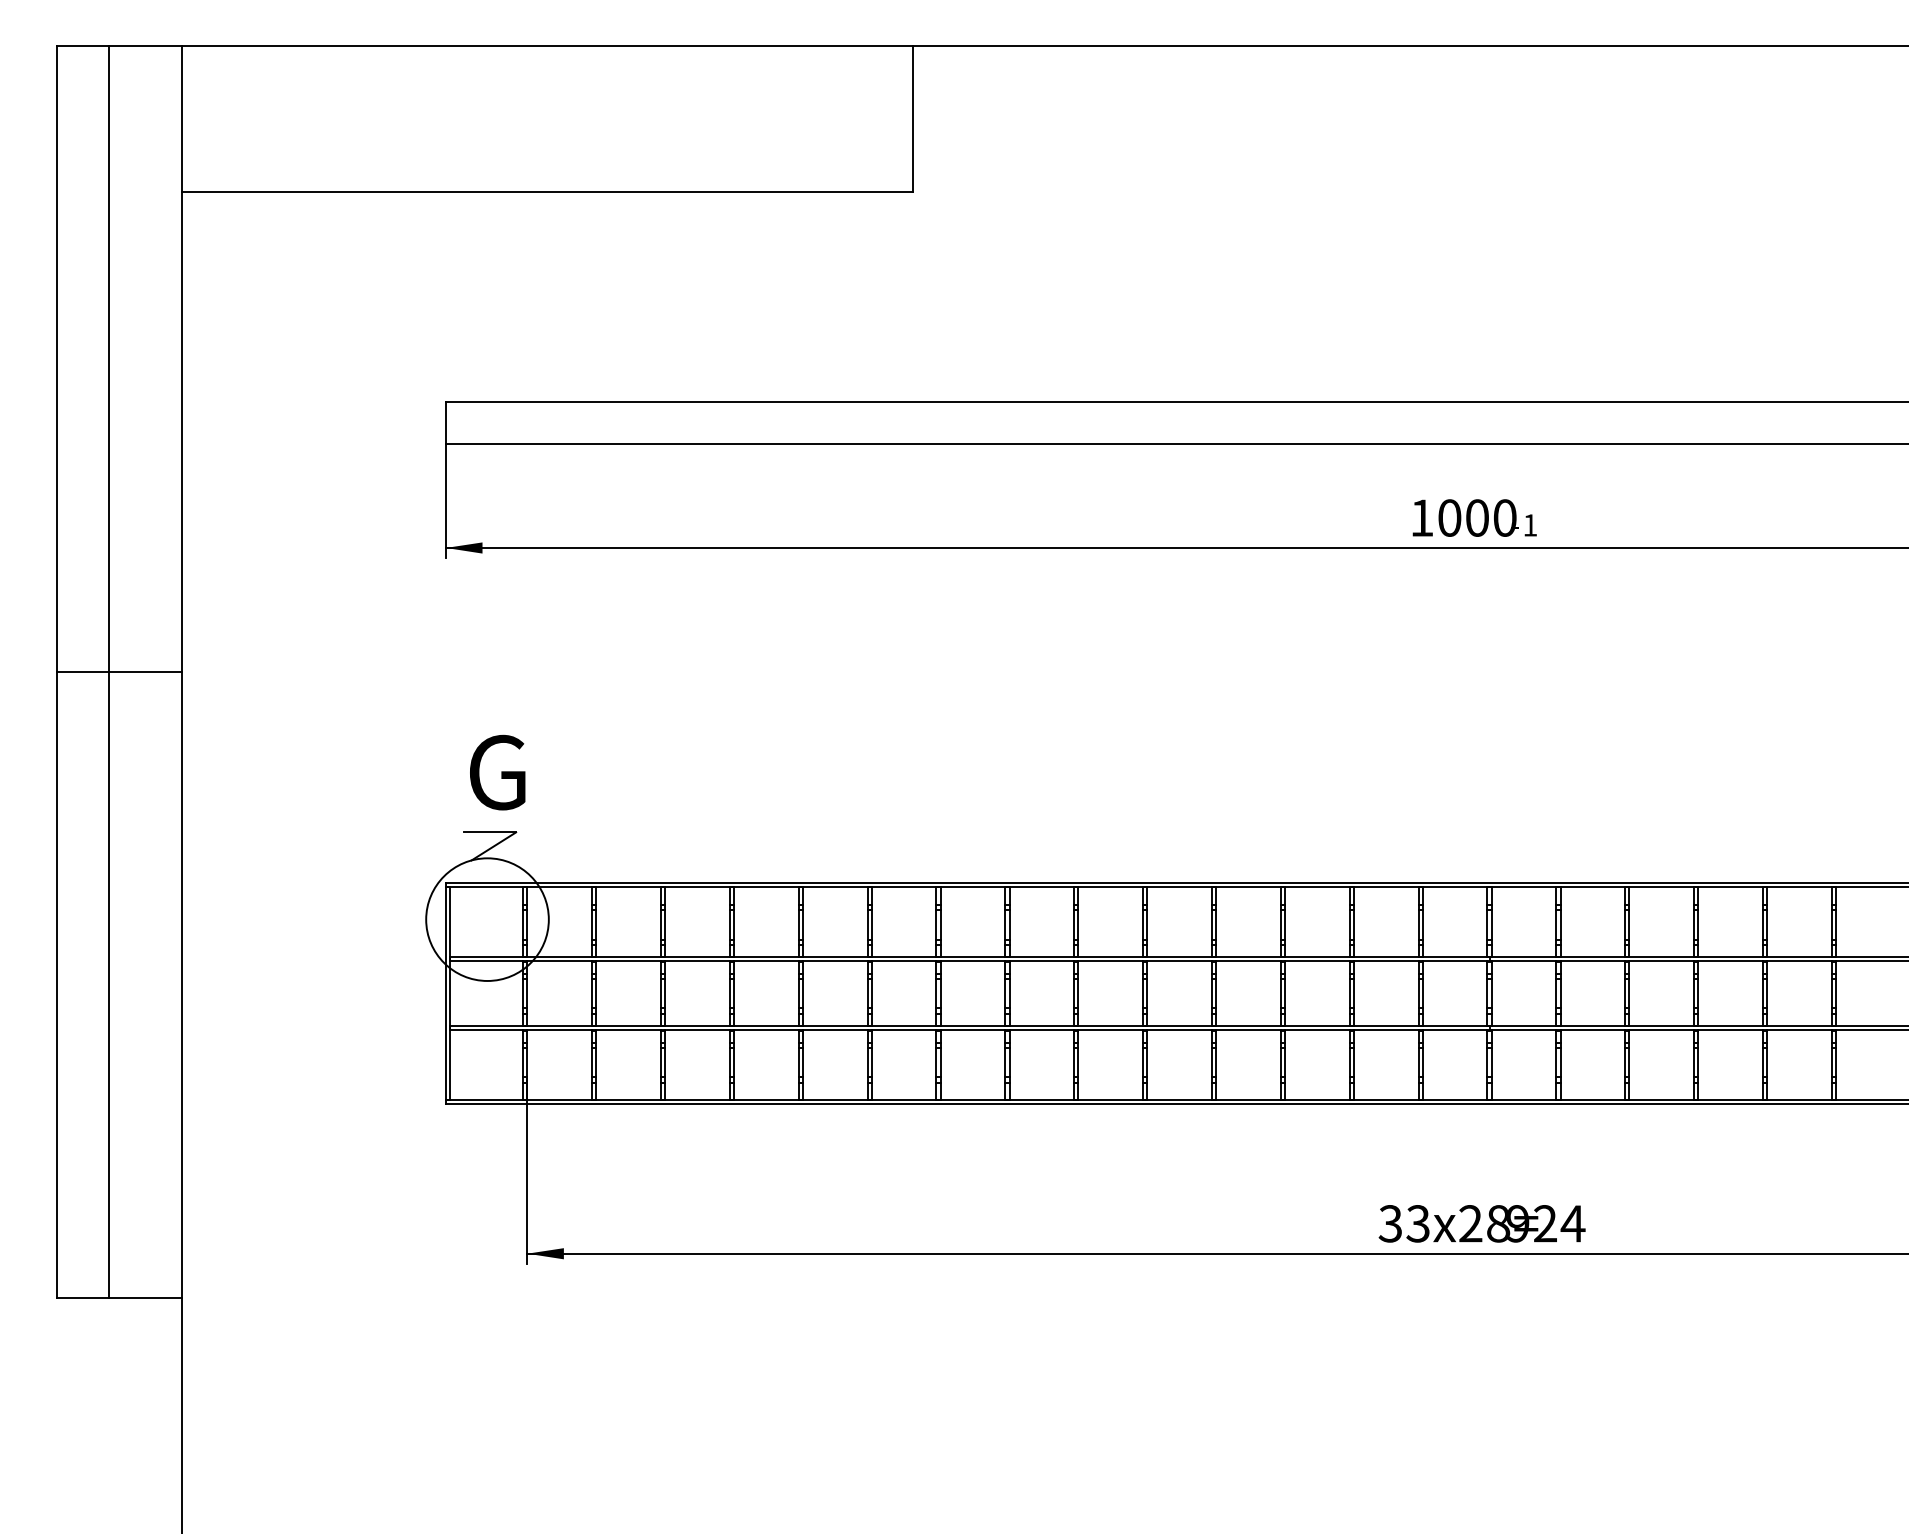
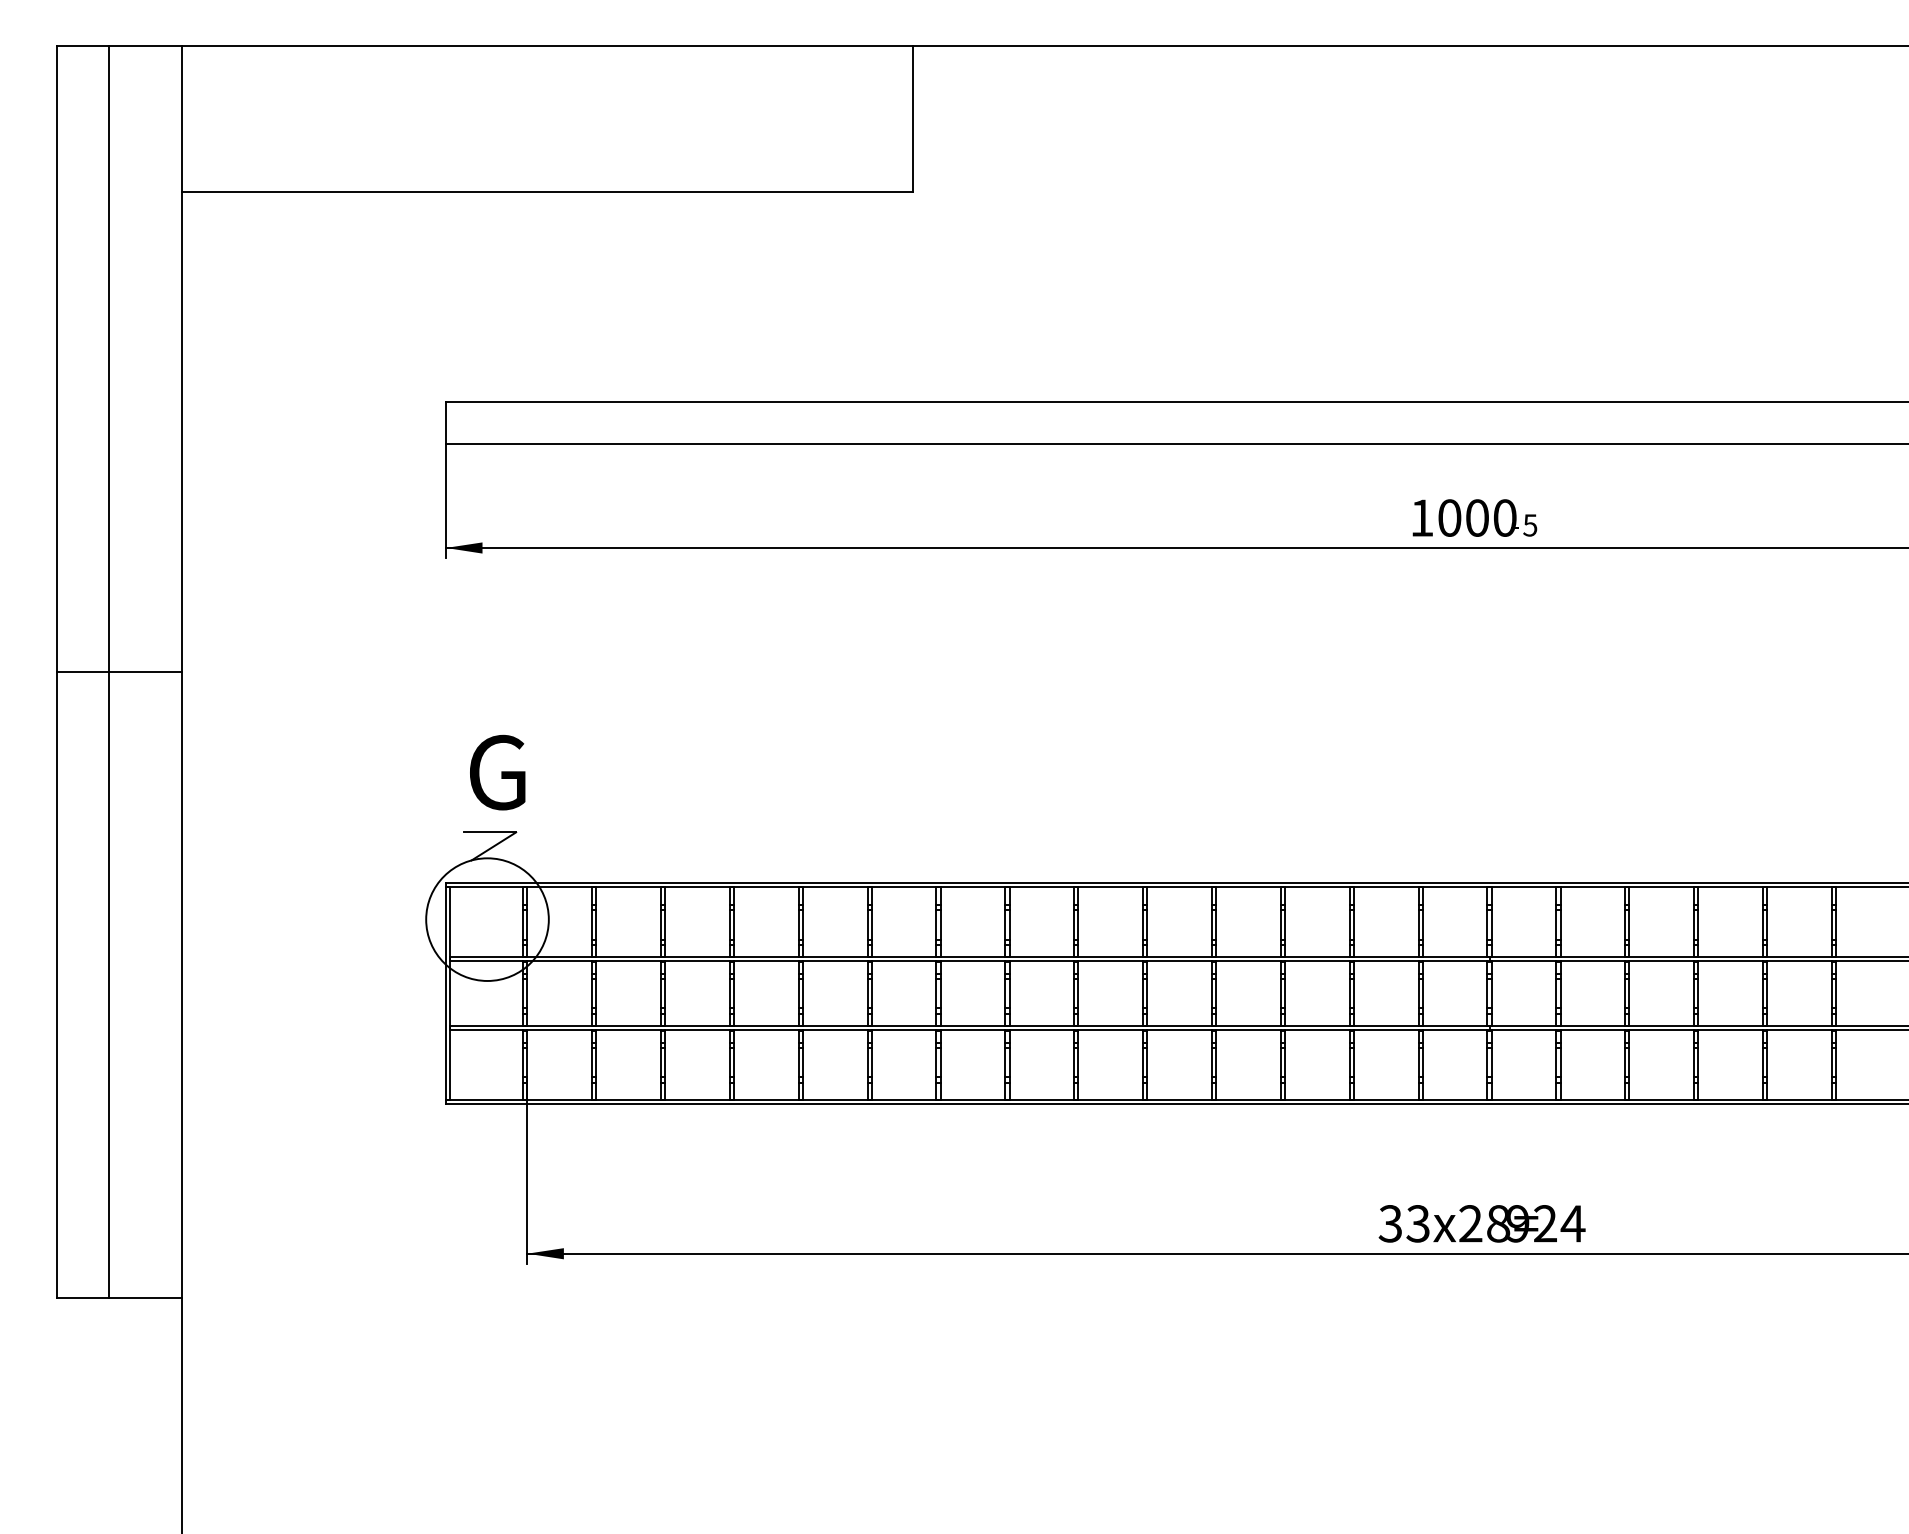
text: 1 -> 5 (1530, 525)
